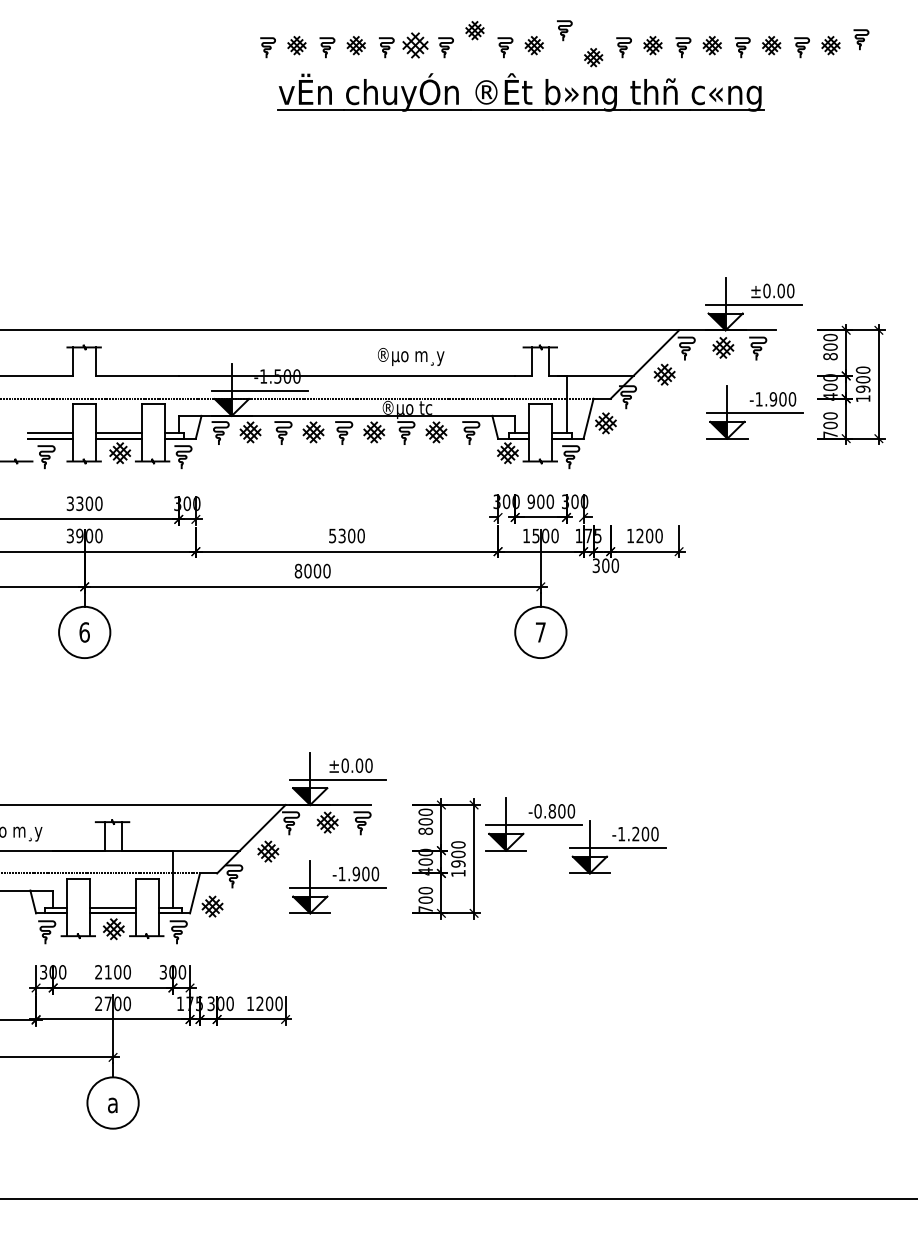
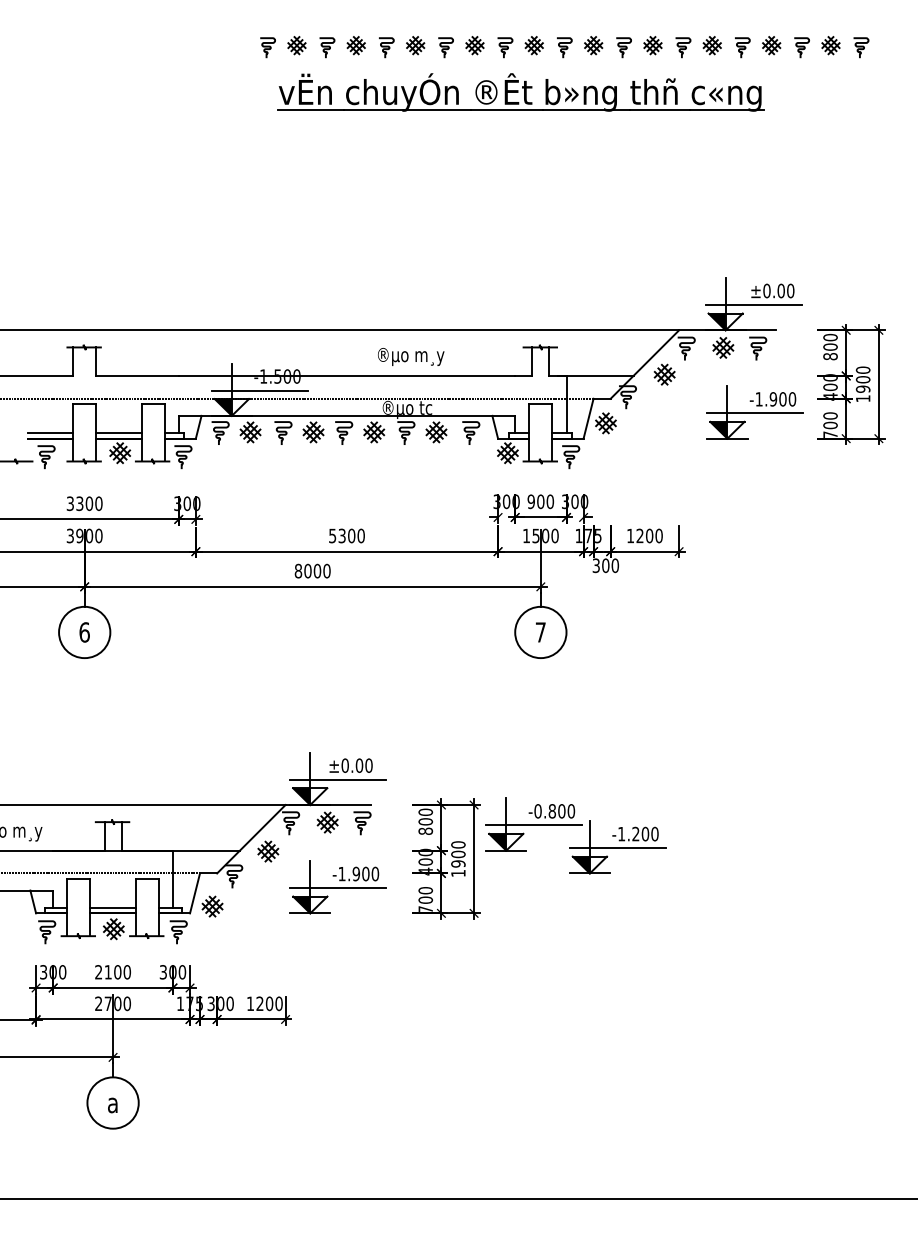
part position: (474, 30) -> (474, 45) (474, 45)
curve position: (564, 30) -> (564, 47) (564, 47)
curve position: (861, 39) -> (861, 47) (861, 47)
part size: 27x27 px -> 20x20 px (415, 45)
part position: (593, 57) -> (593, 45) (593, 45)
